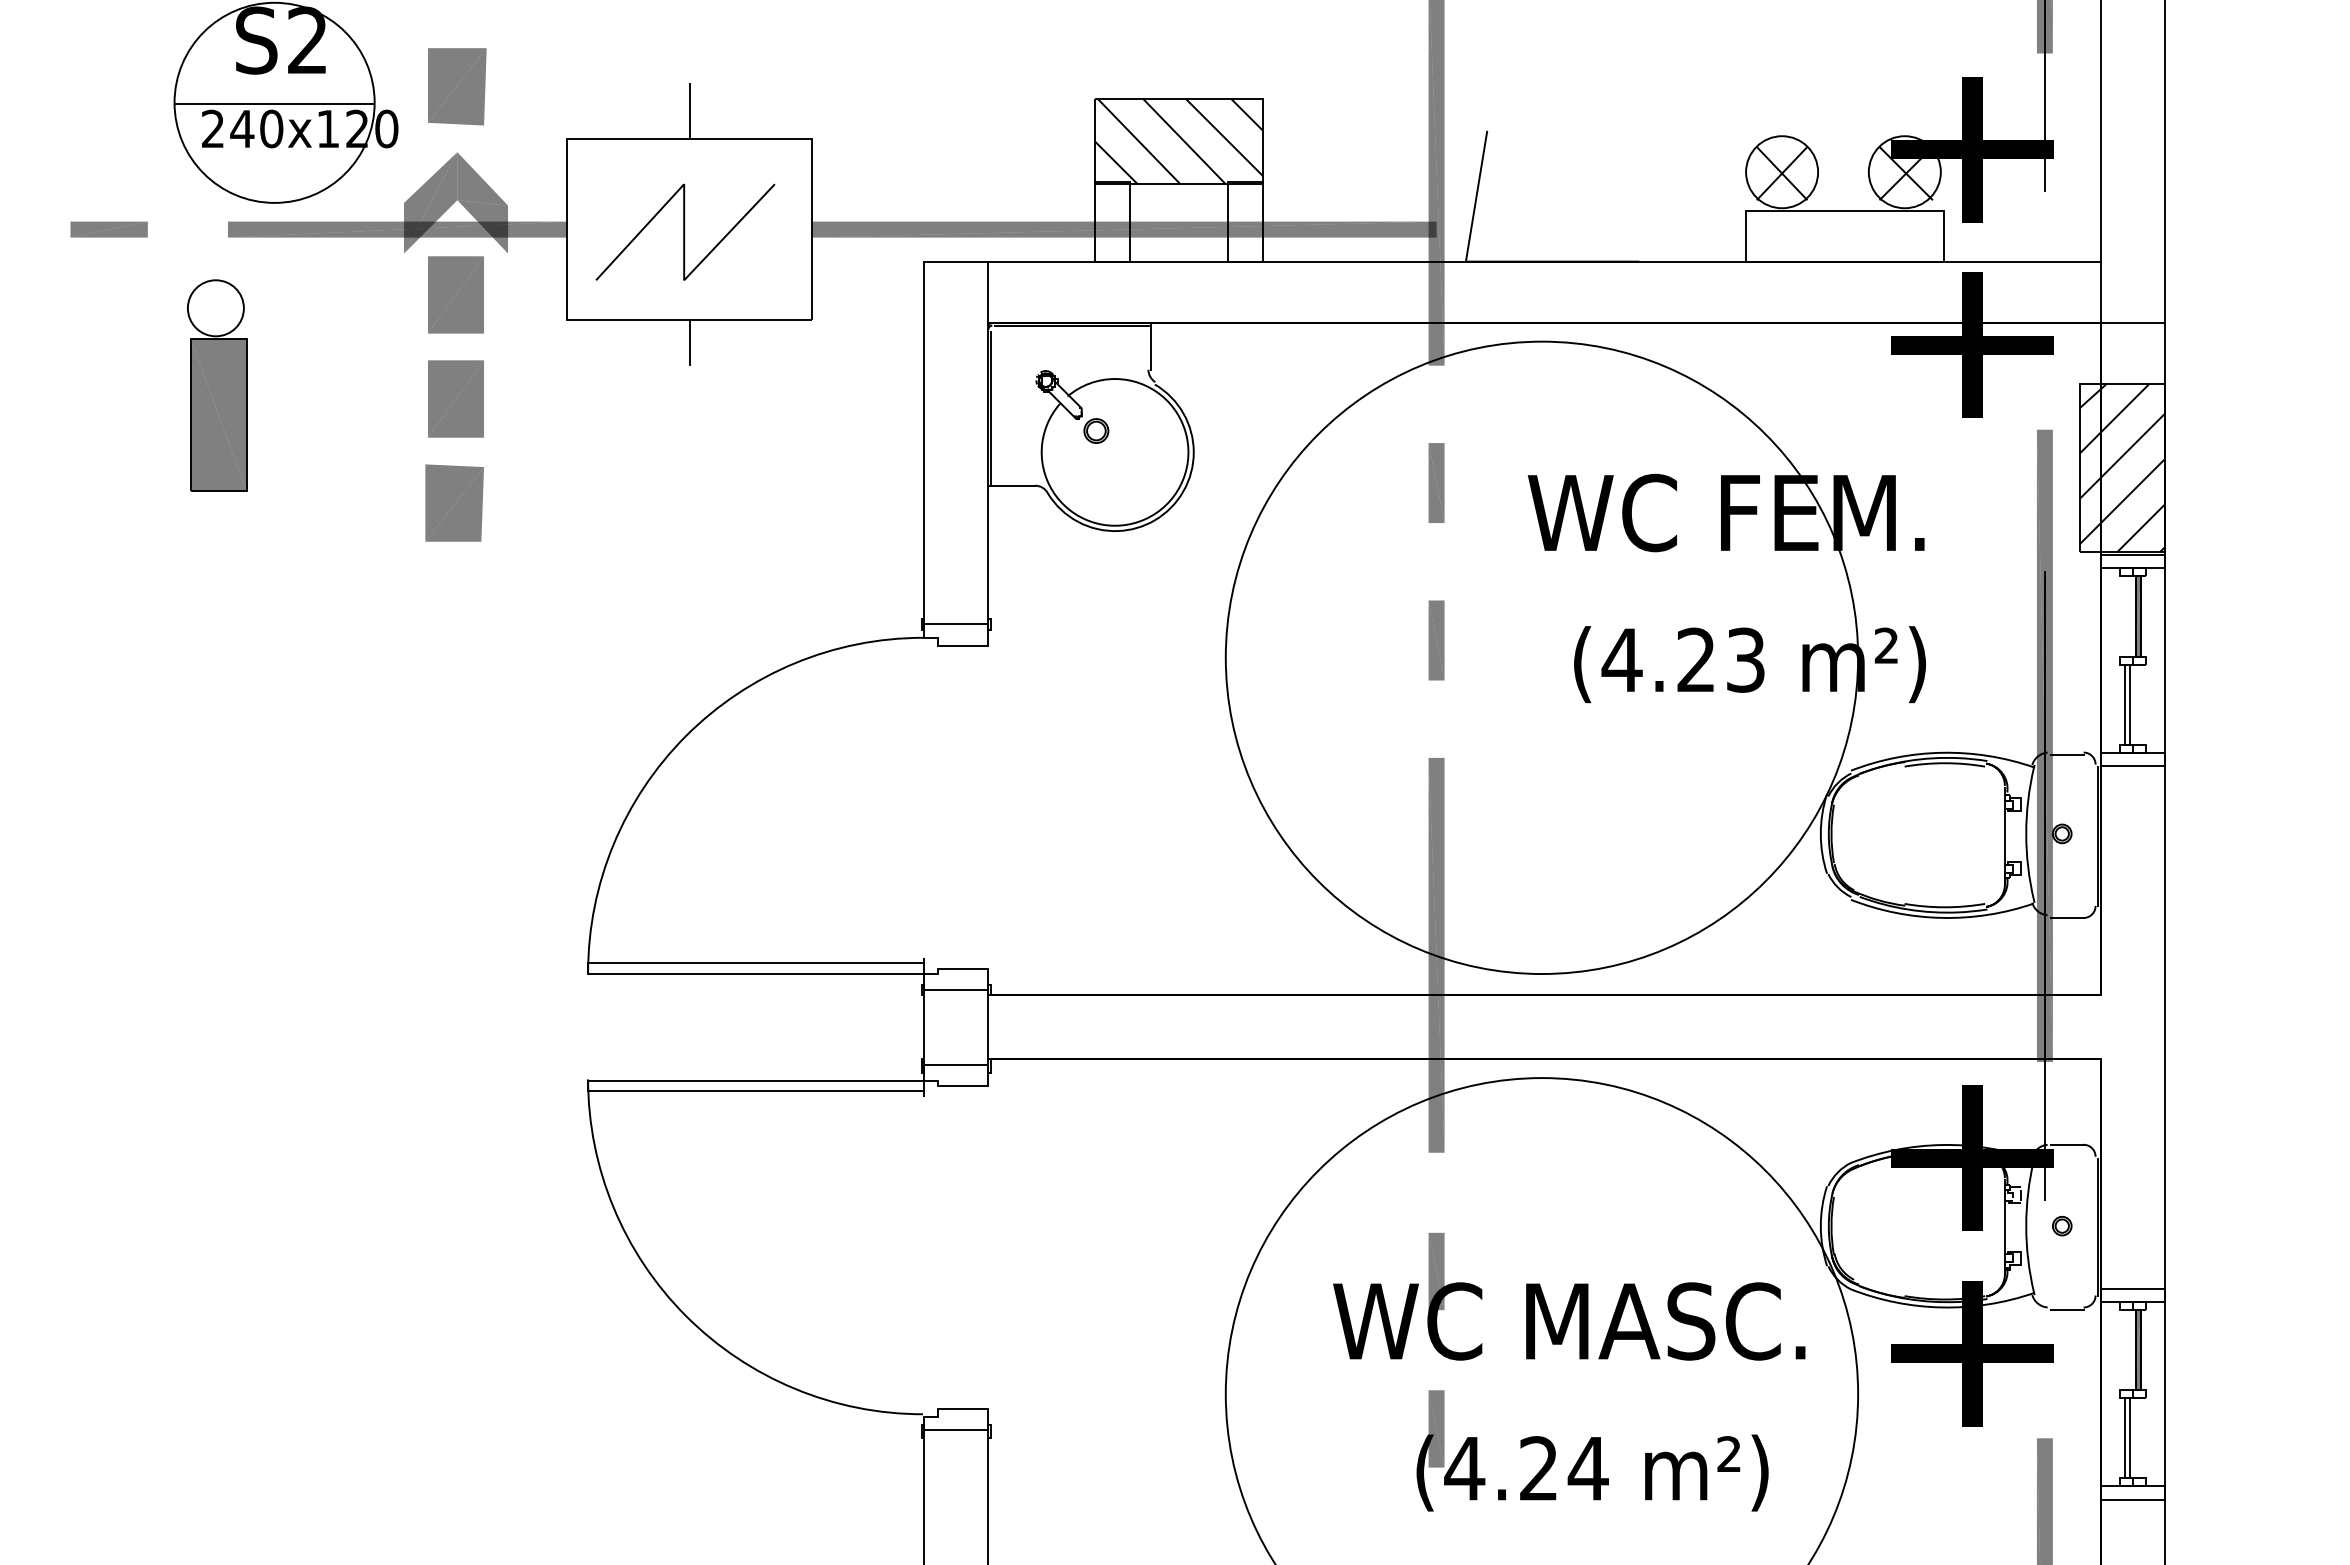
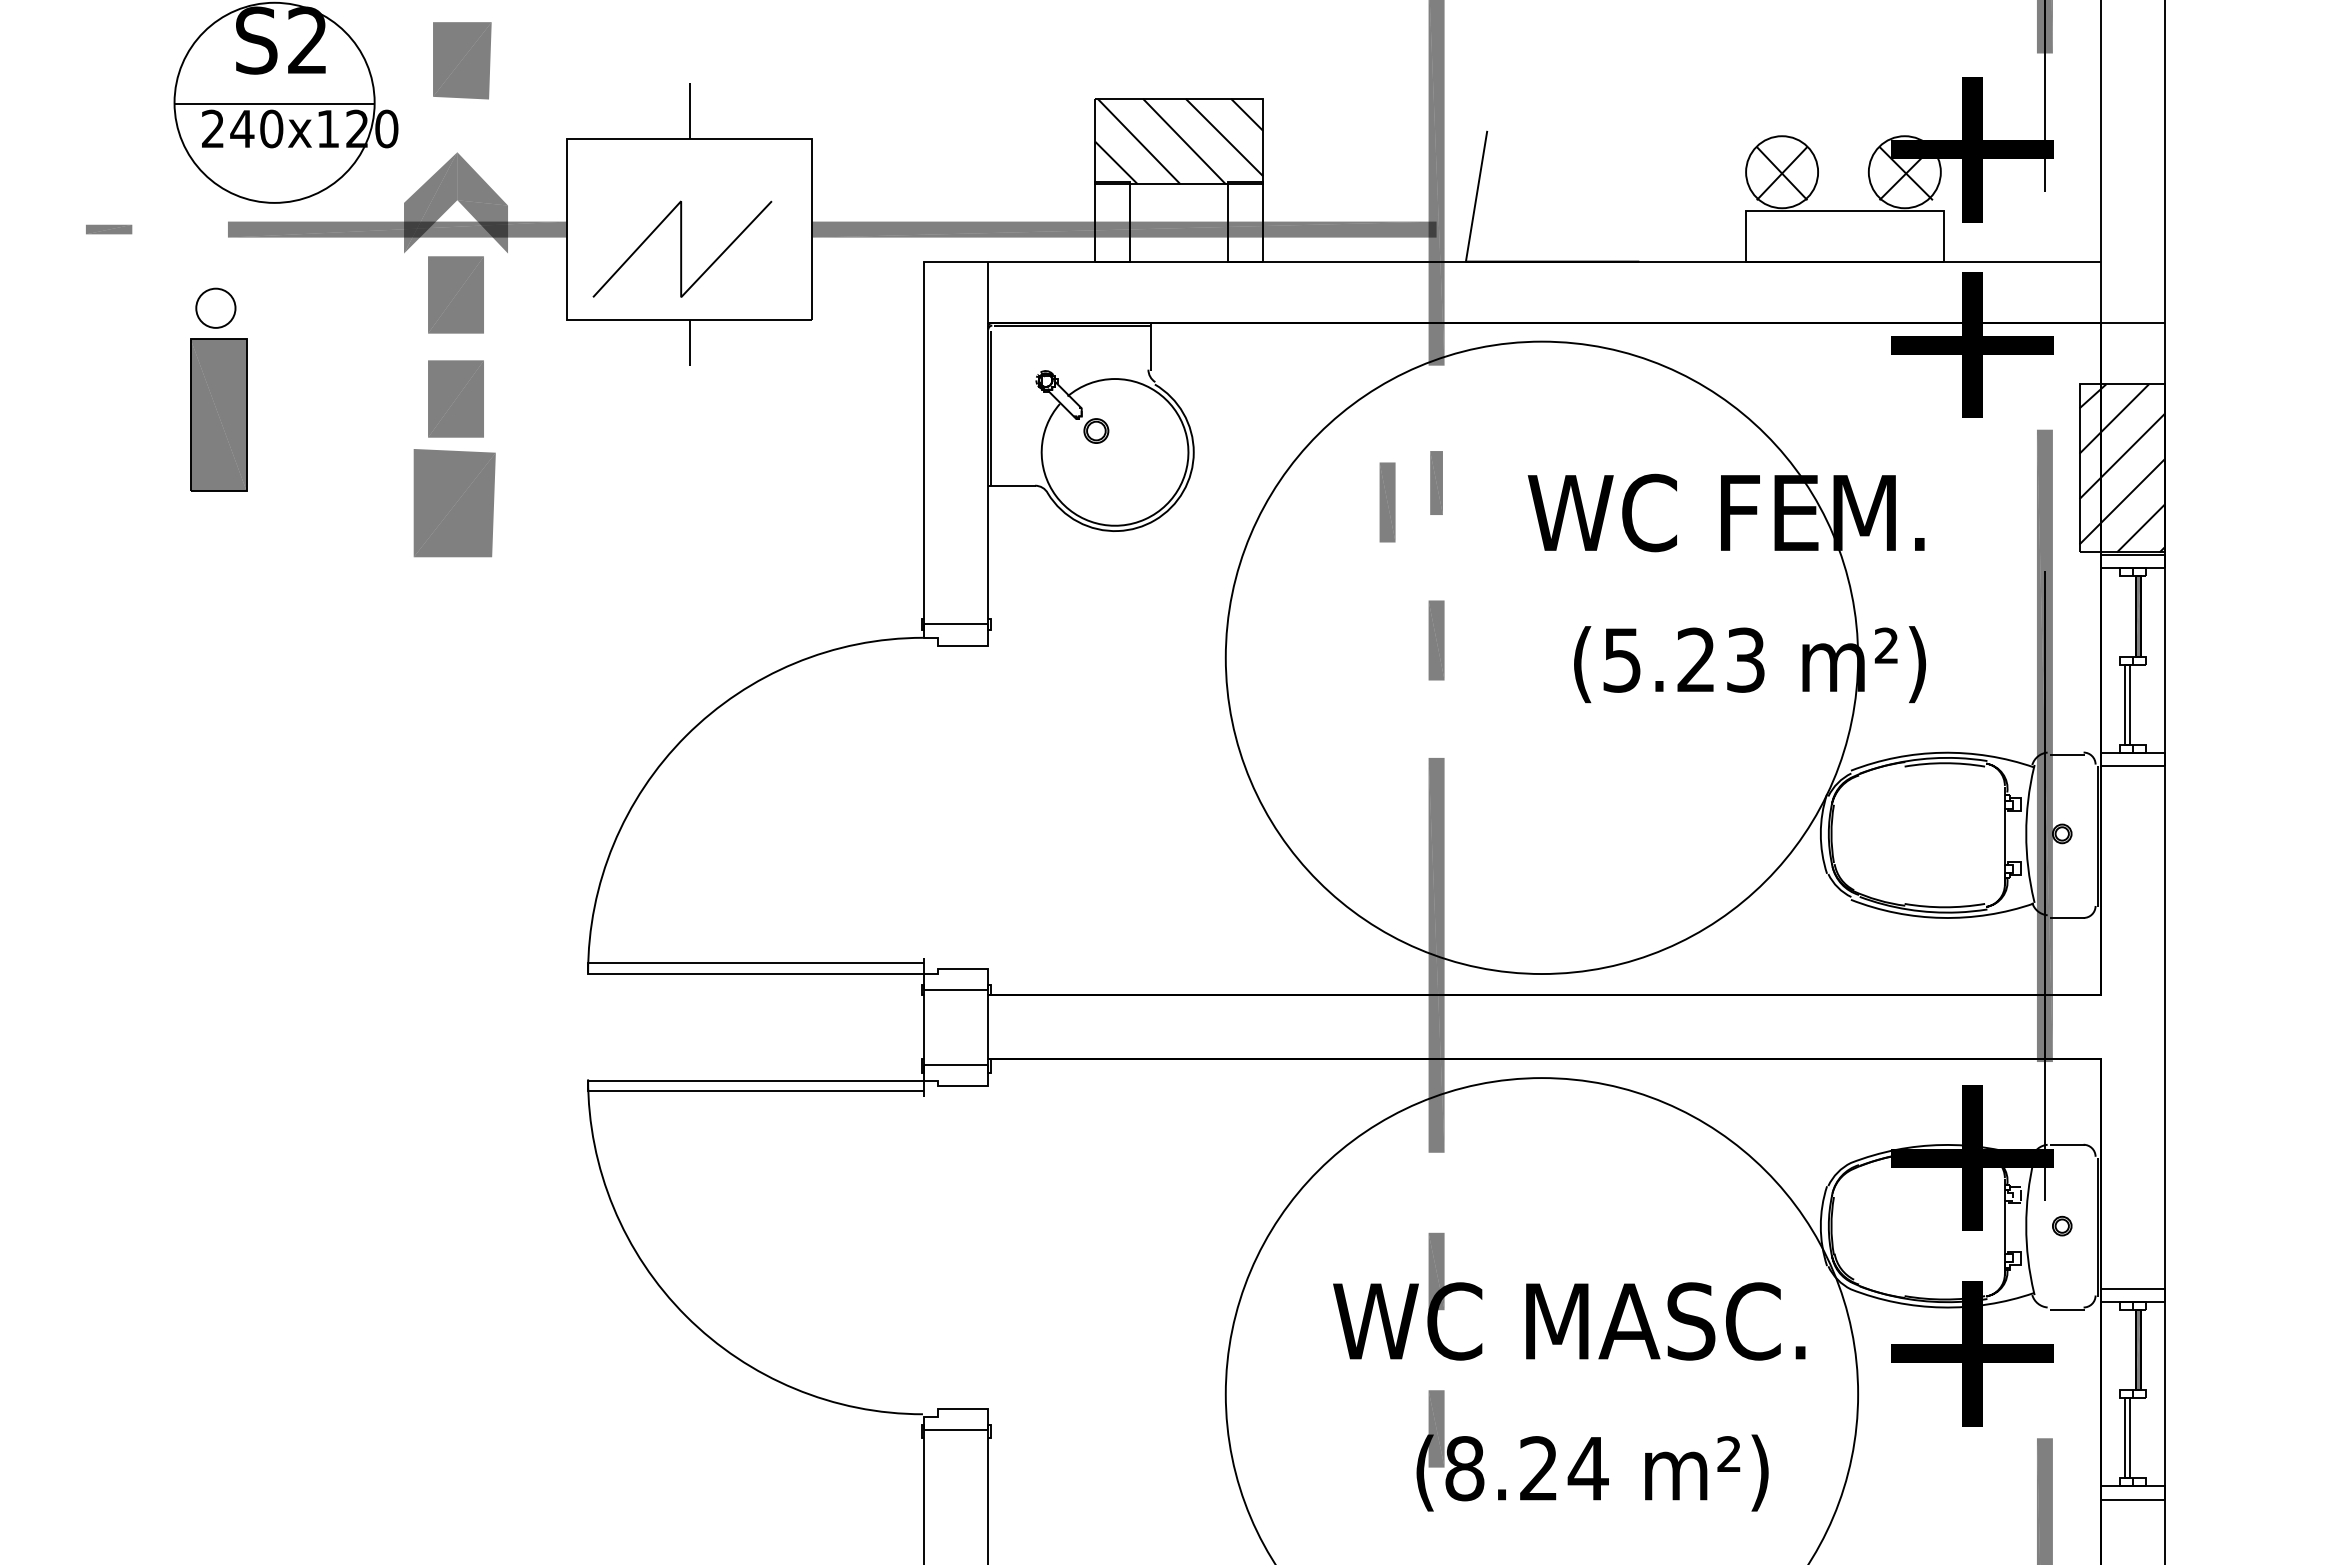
part position: (457, 86) -> (462, 60) (462, 60)
part size: 78x17 px -> 47x11 px (109, 229)
line position: (685, 231) -> (682, 248) (682, 248)
circle diameter: 56 px -> 39 px (215, 307)
part size: 17x80 px -> 13x64 px (1436, 482)
part size: 59x78 px -> 83x109 px (454, 503)
part: none -> present (1387, 502)
text: (4.23 -> (5.23 (1621, 660)
text: (4.24 -> (8.24 (1464, 1468)
